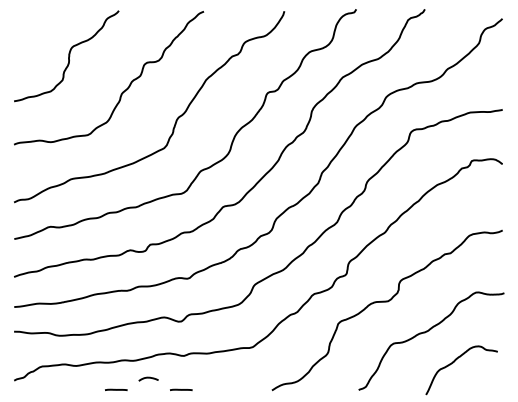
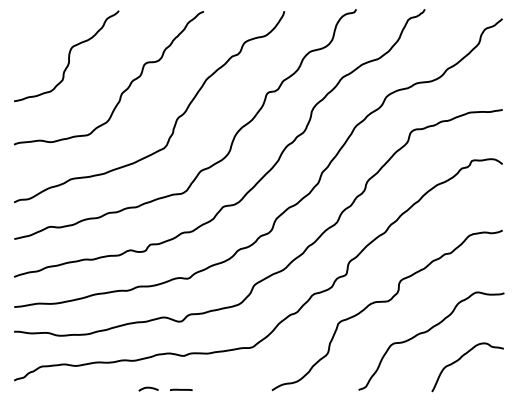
curve position: (454, 362) -> (460, 359) (460, 359)
curve position: (148, 378) -> (148, 388) (148, 388)
line: present -> none (116, 389)
